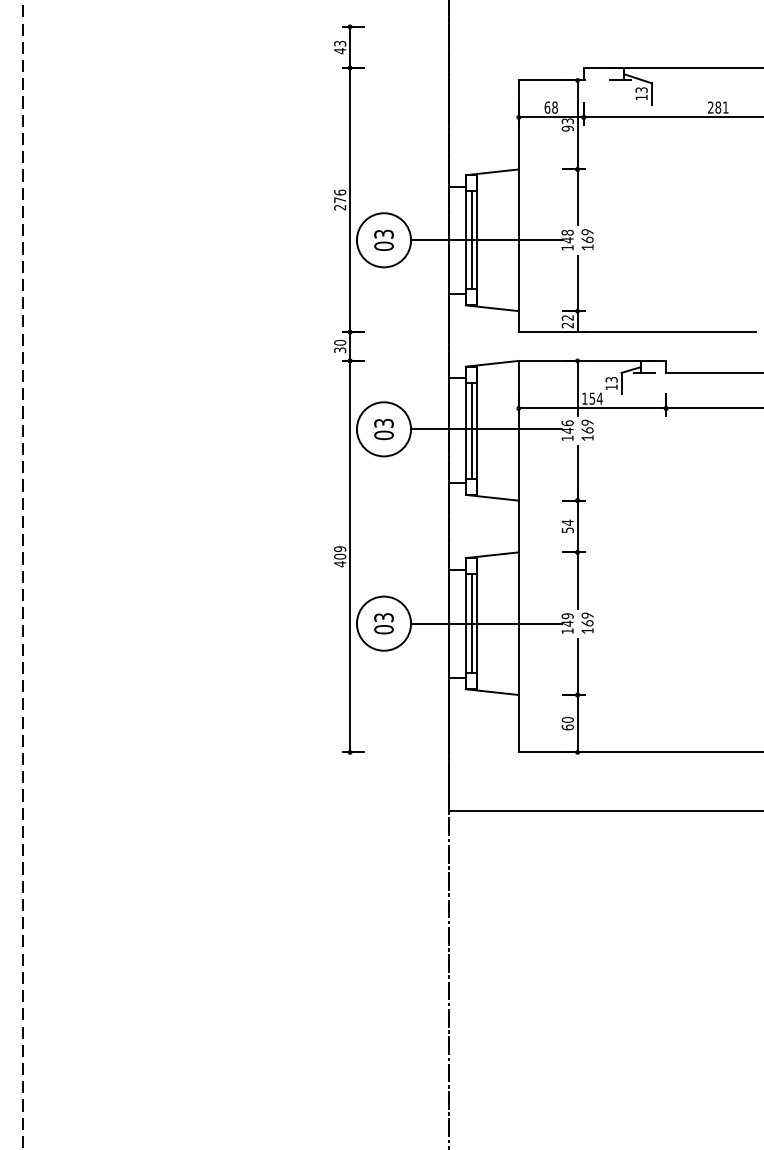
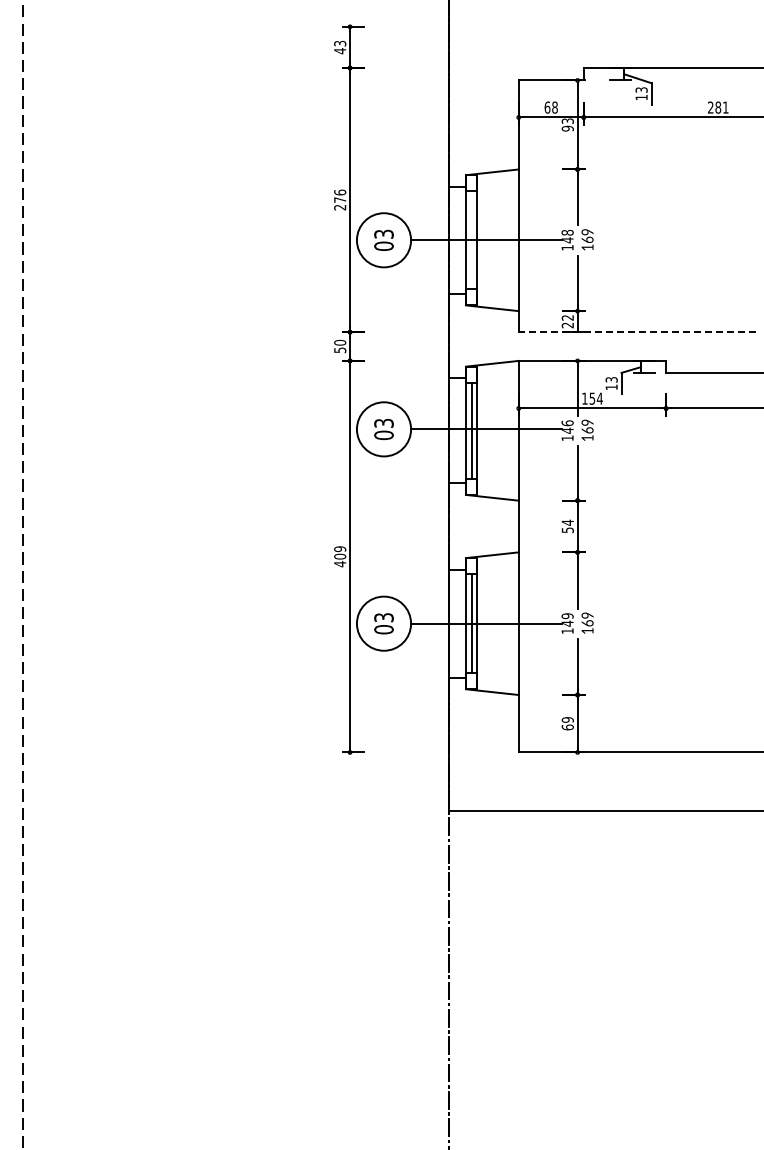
line: present -> none (471, 240)
line: solid -> dashed (637, 332)
text: 30 -> 50 (339, 349)
text: 60 -> 69 (567, 719)
